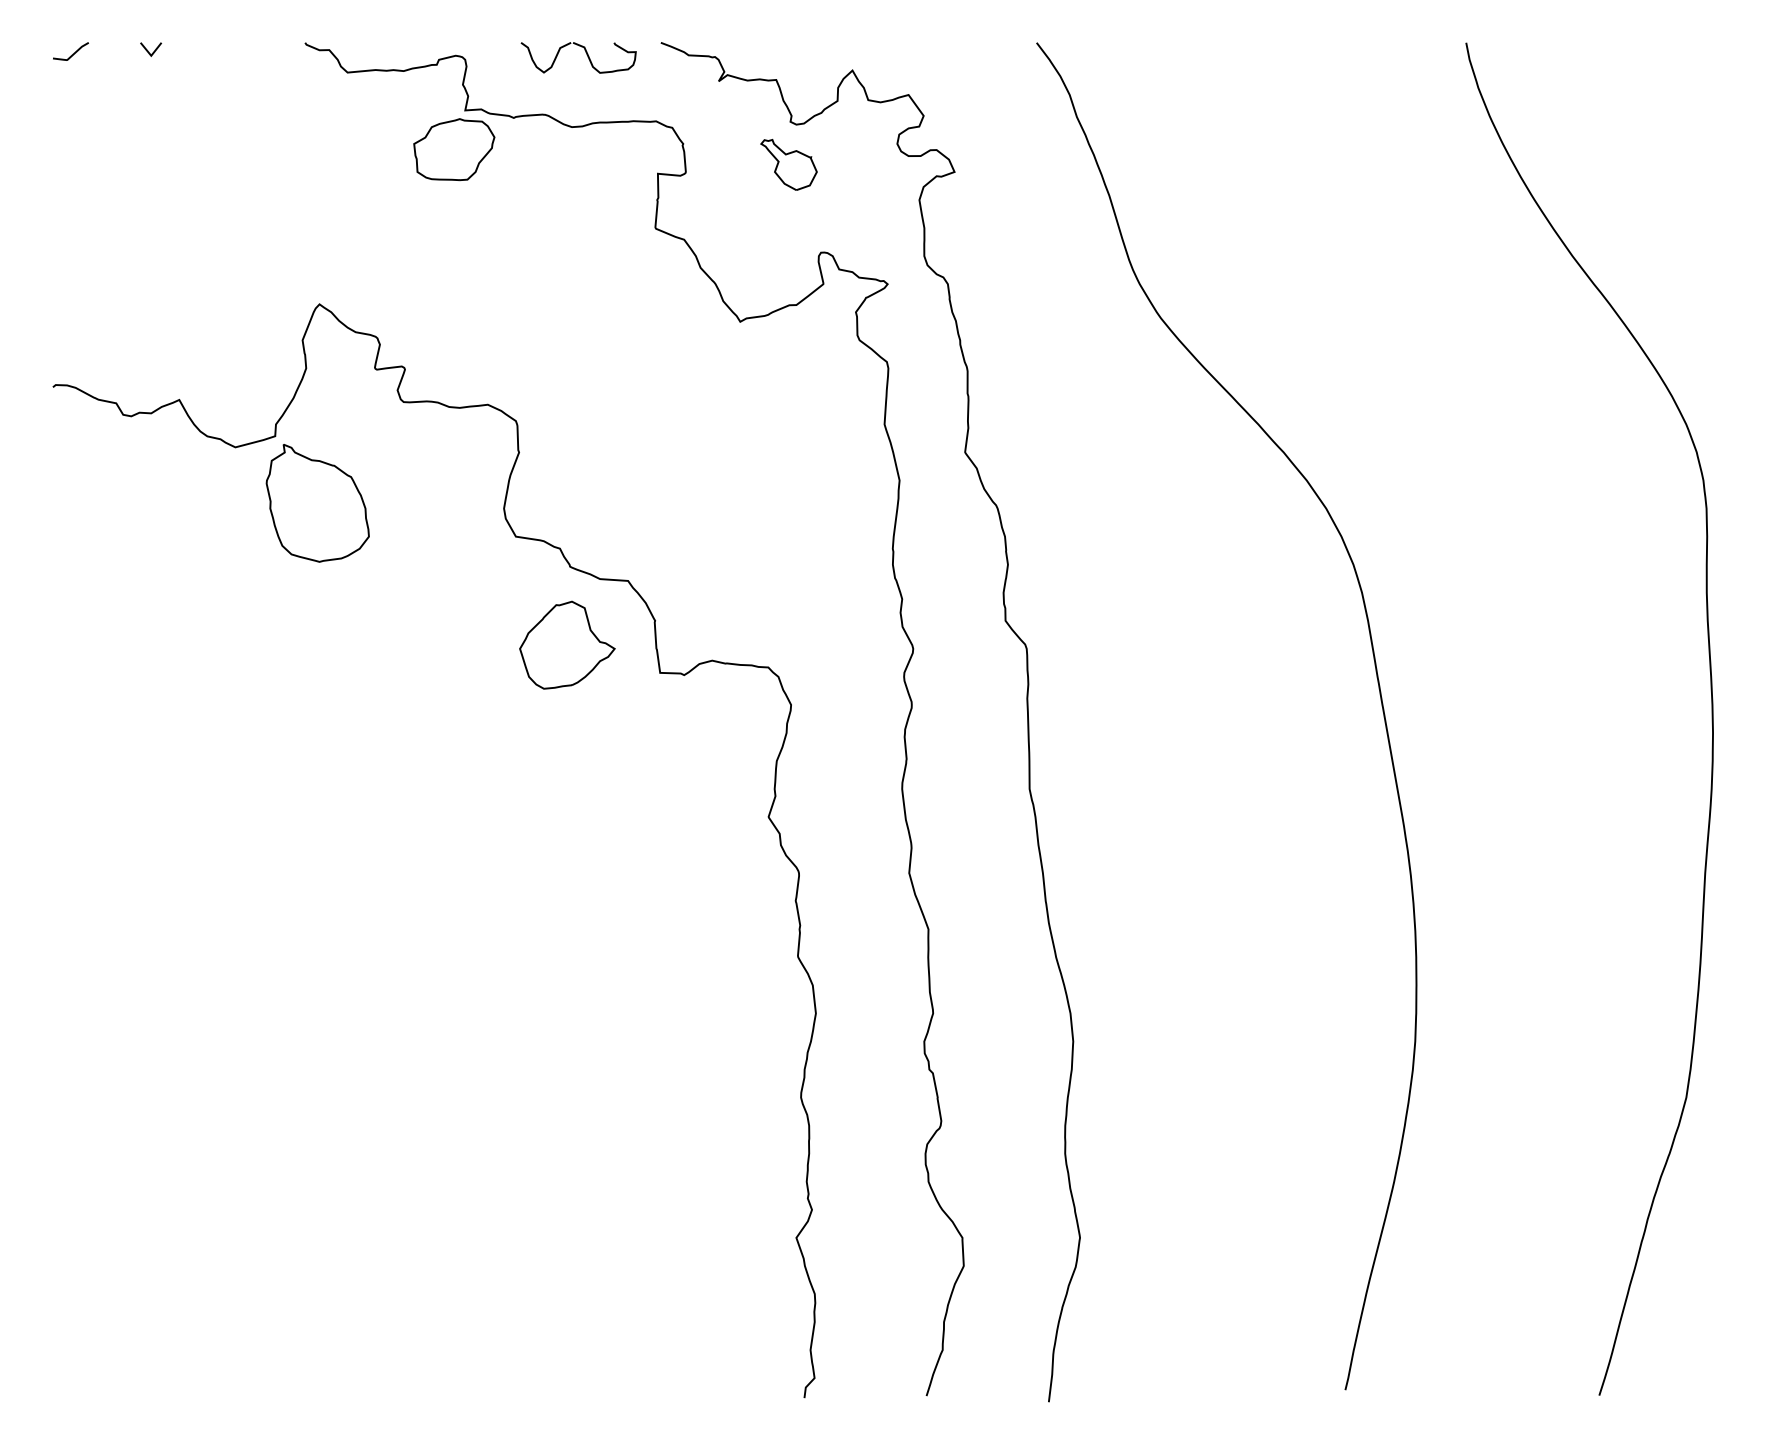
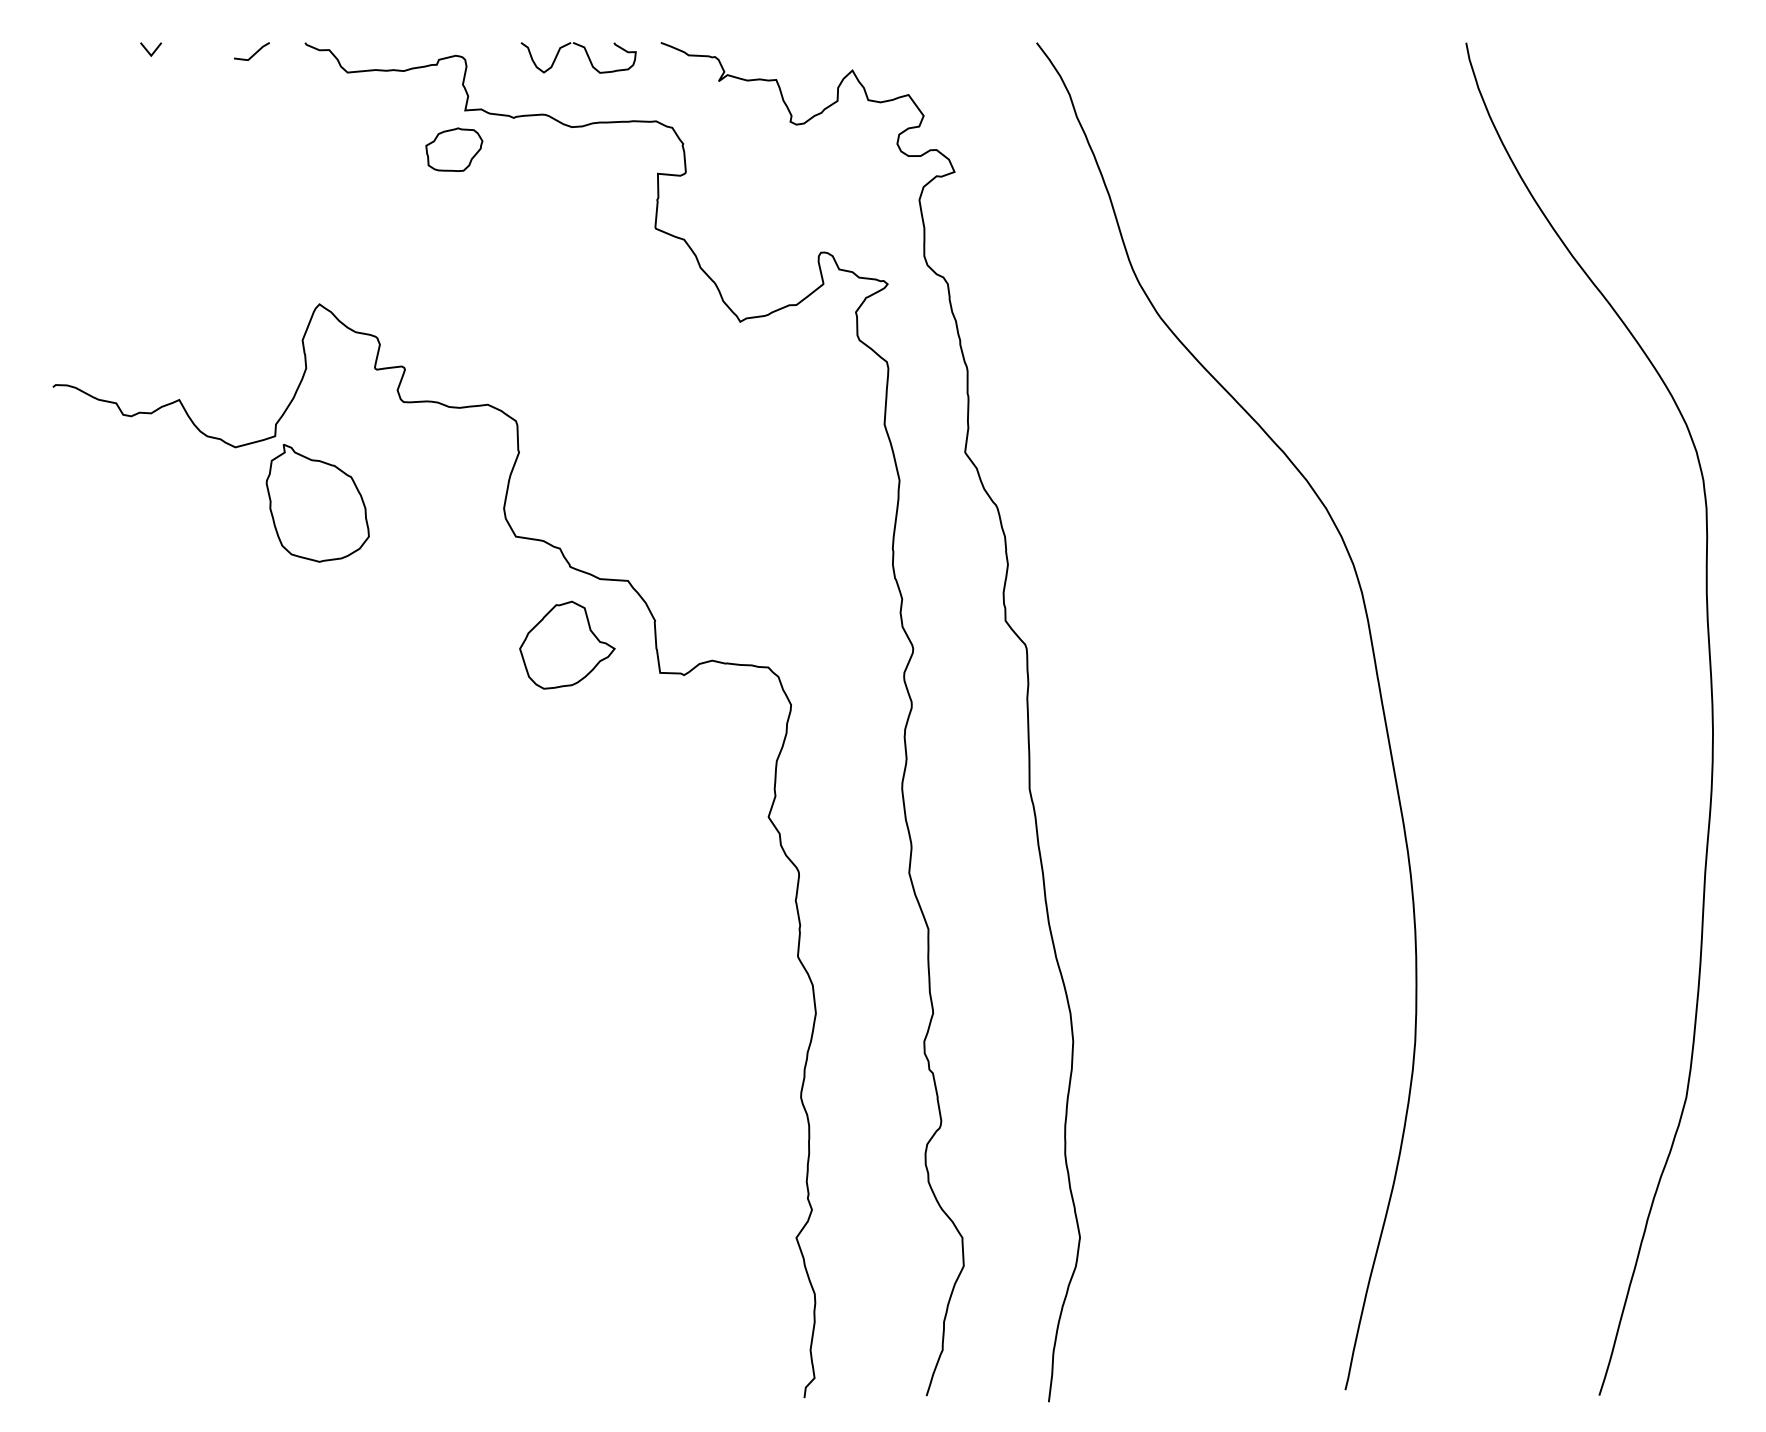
curve position: (71, 54) -> (252, 54) (252, 54)
part size: 83x64 px -> 59x45 px (454, 149)
part: present -> none (788, 164)
